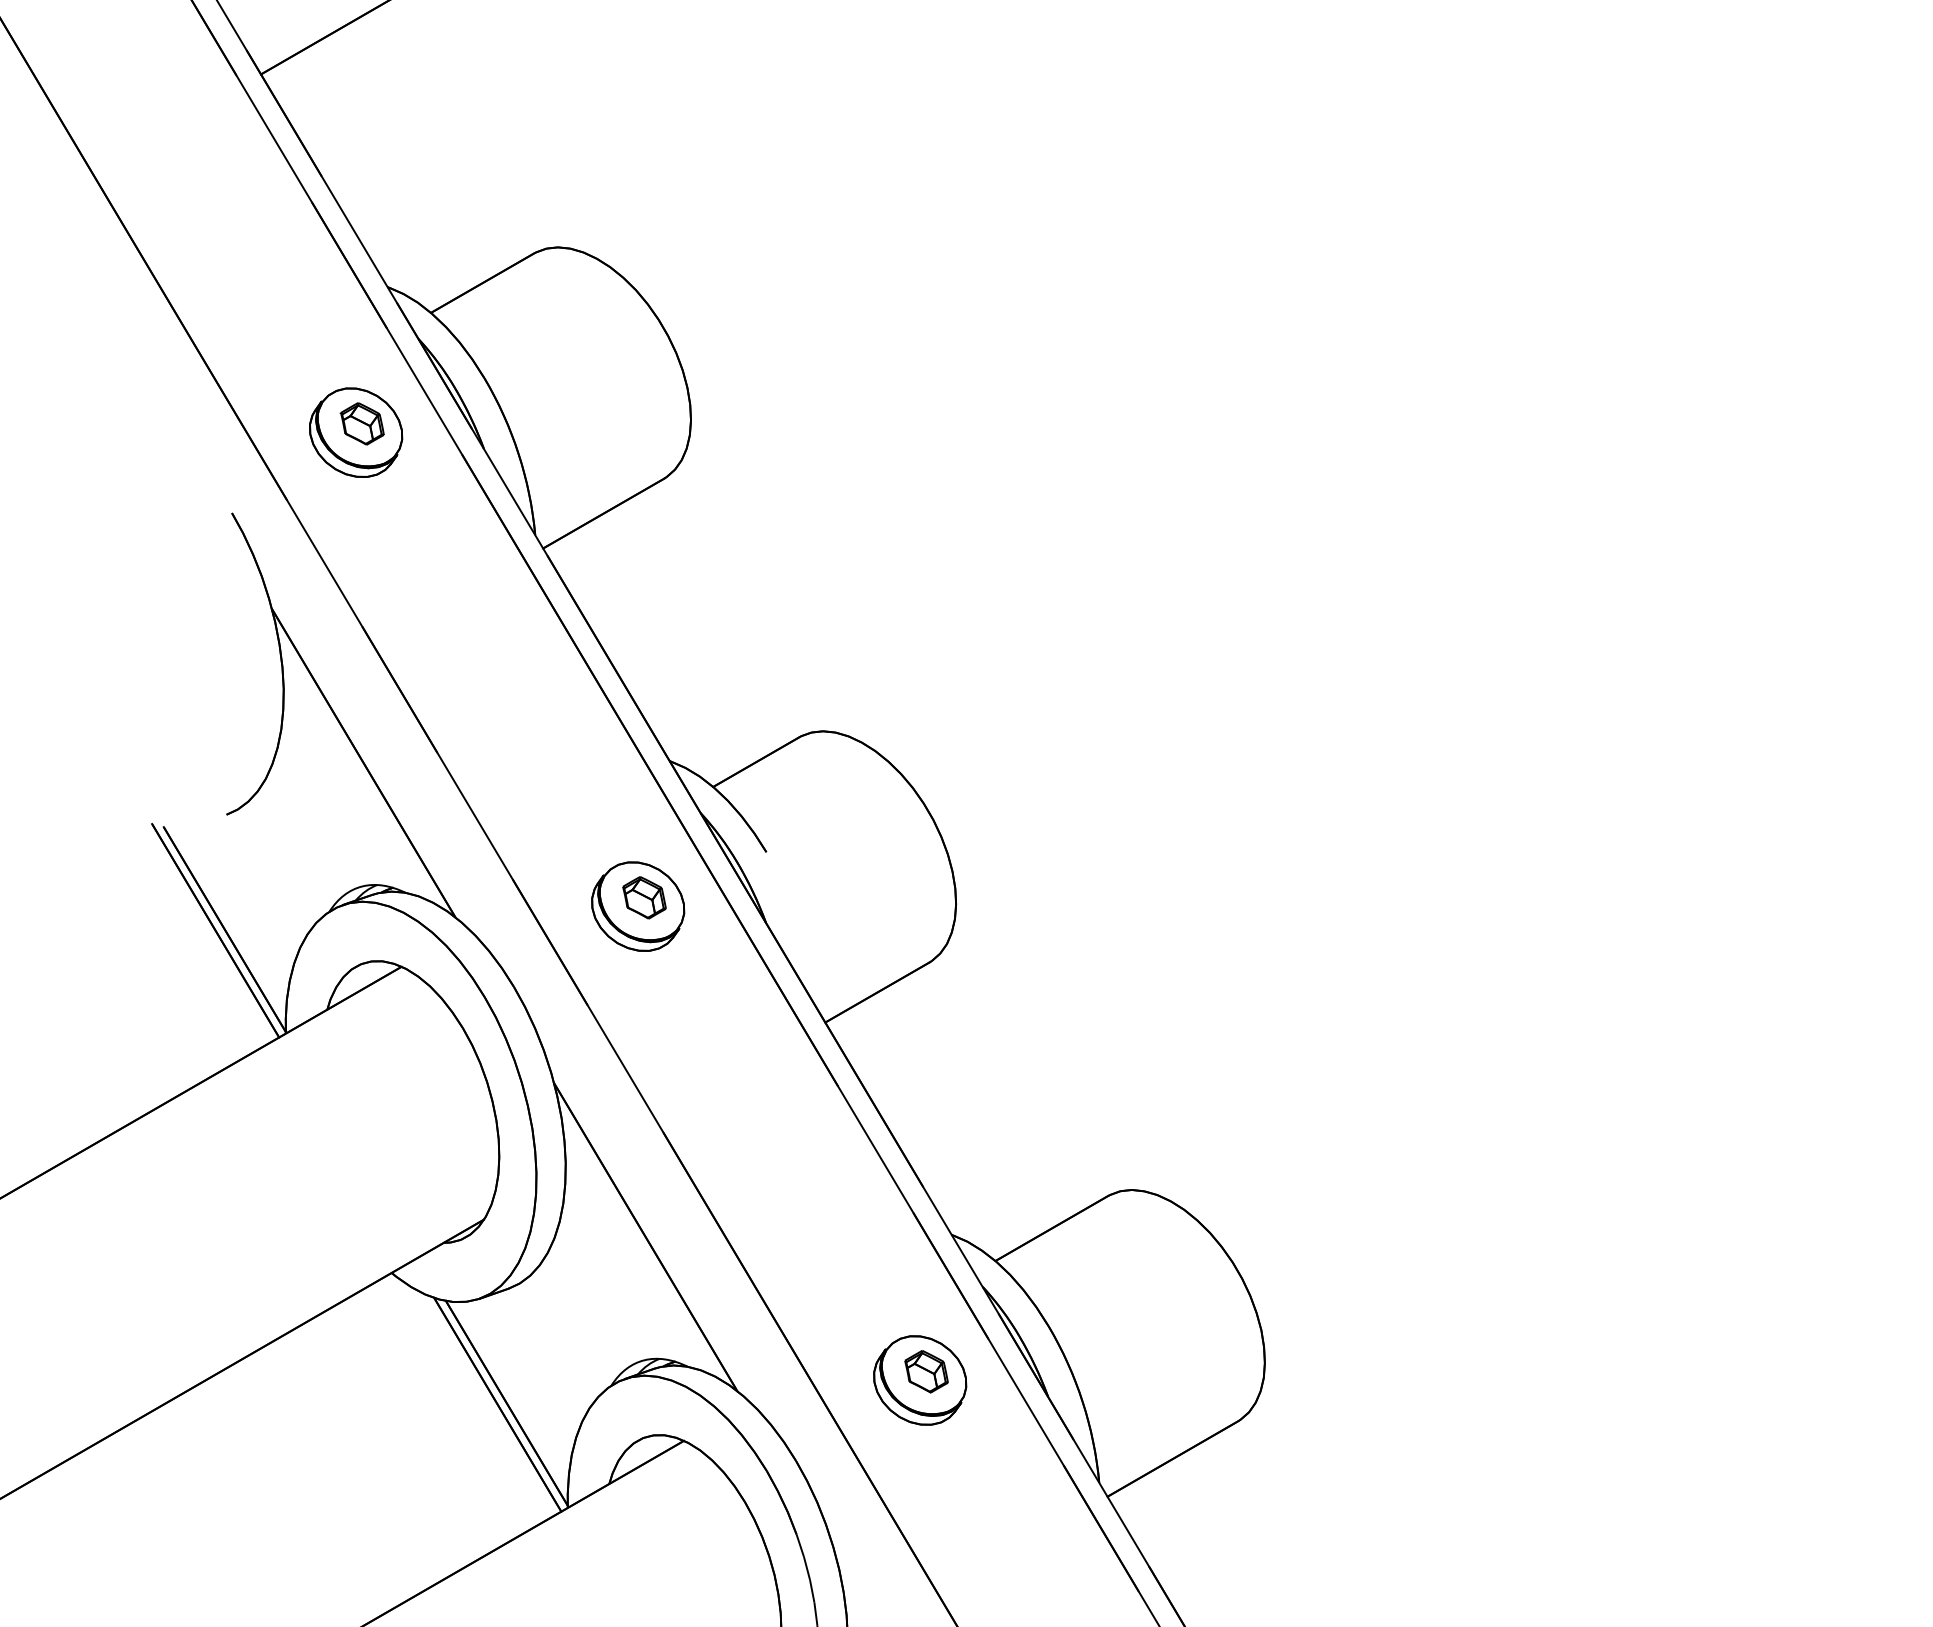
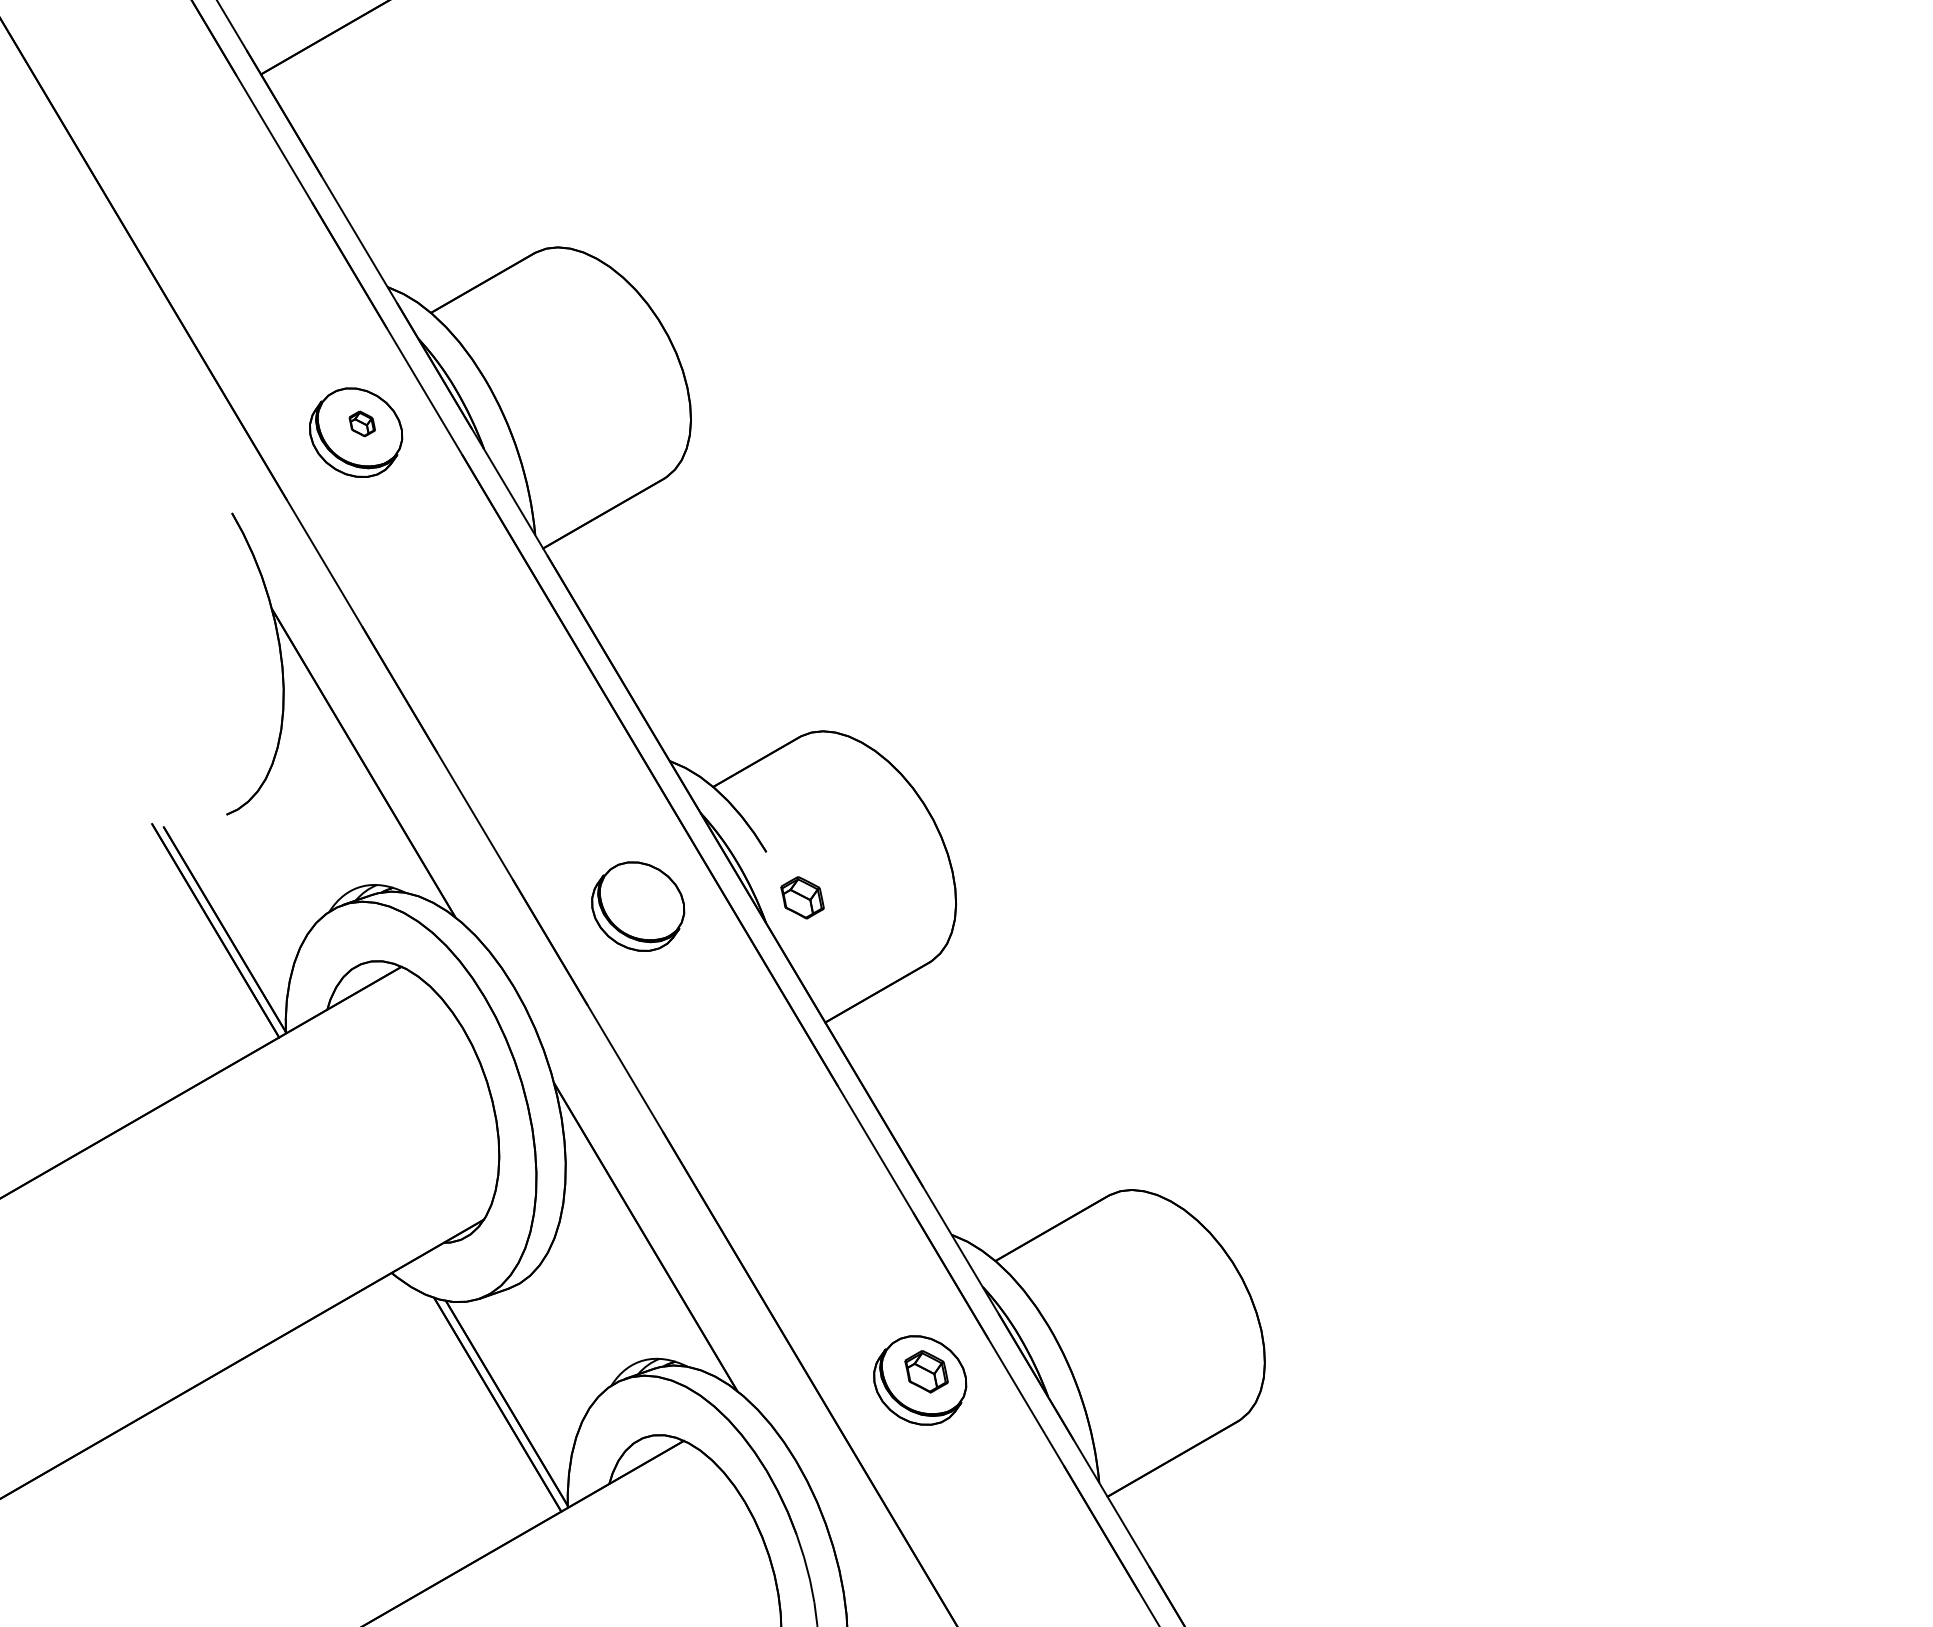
part size: 46x44 px -> 28x28 px (361, 423)
part position: (644, 897) -> (802, 897) (802, 897)
